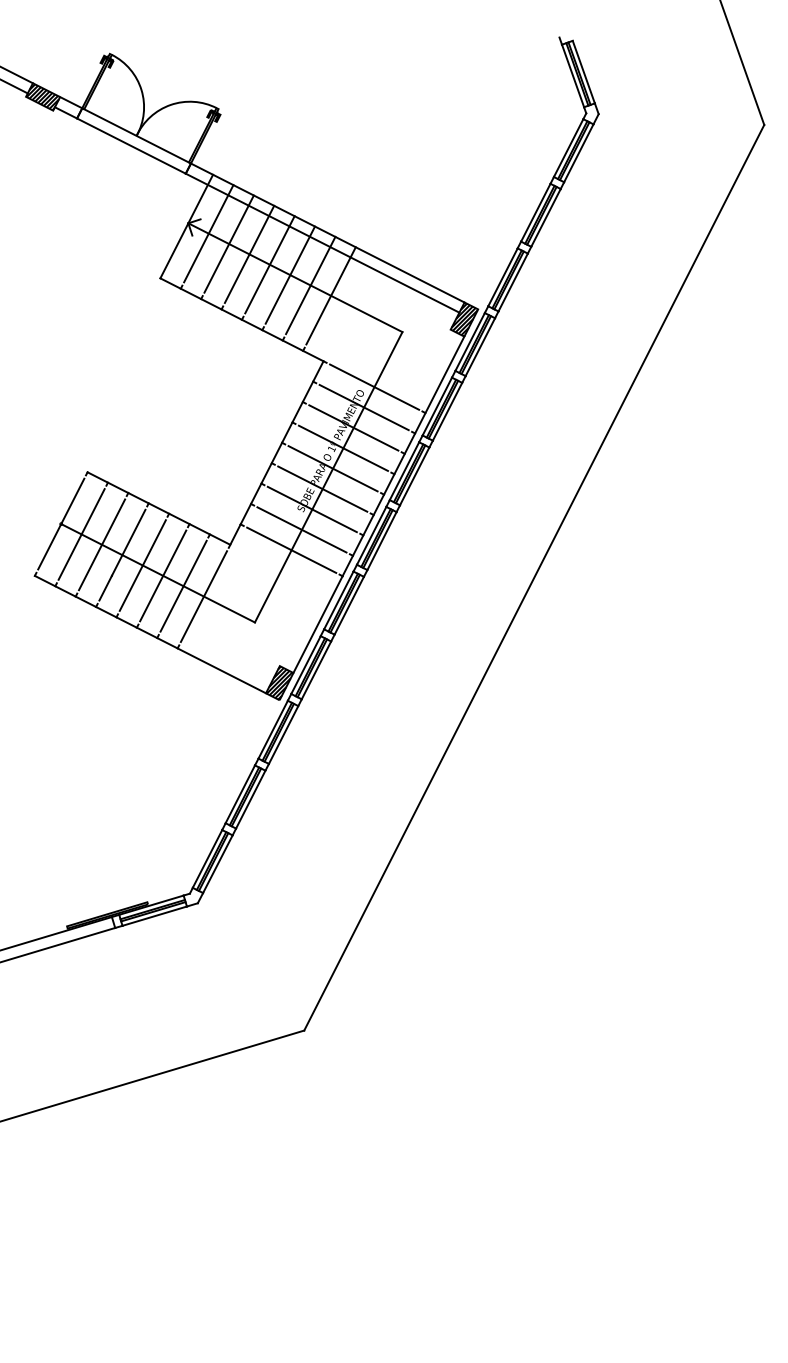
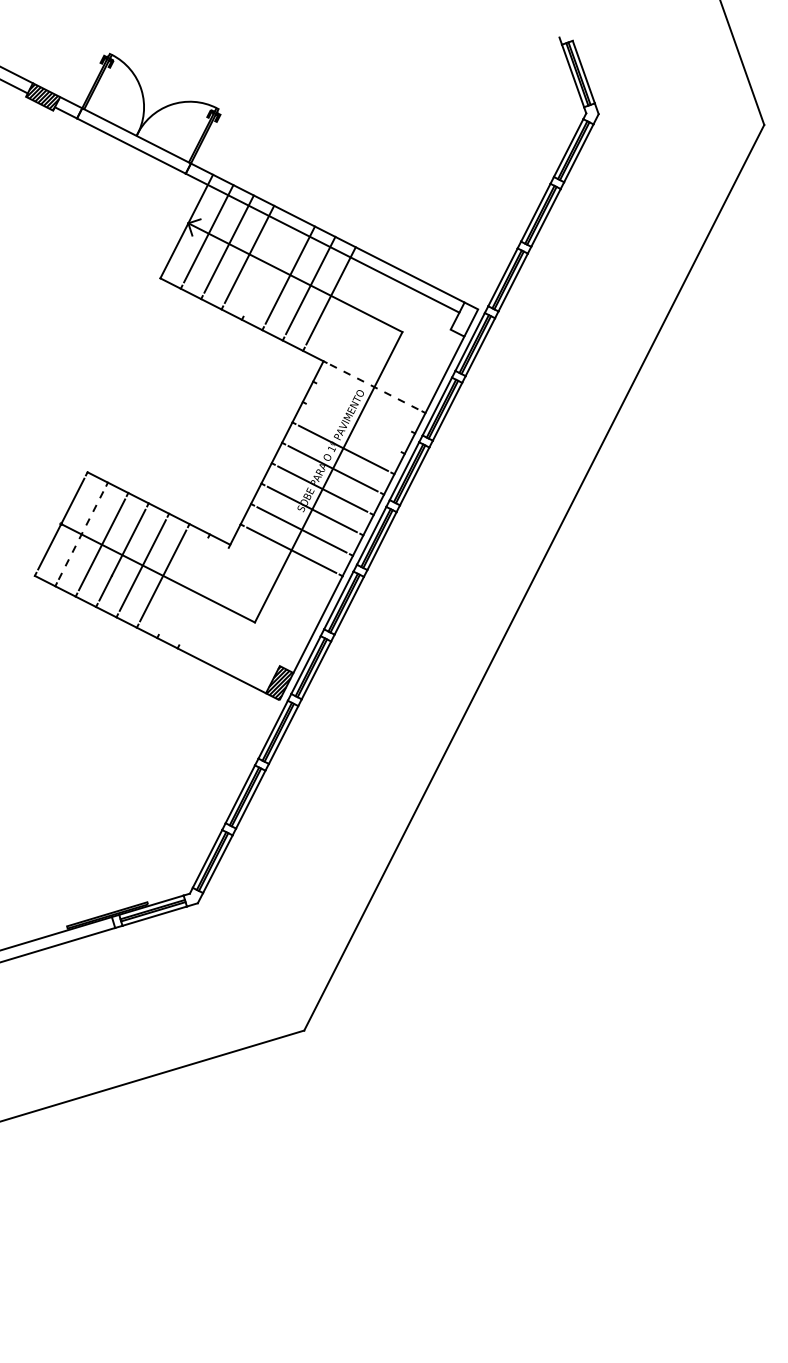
line: present -> none (269, 264)
hatch: present -> none (464, 319)
line: solid -> dashed (374, 387)
line: present -> none (363, 407)
line: present -> none (353, 427)
line: solid -> dashed (81, 534)
line: present -> none (183, 585)
line: present -> none (203, 596)
